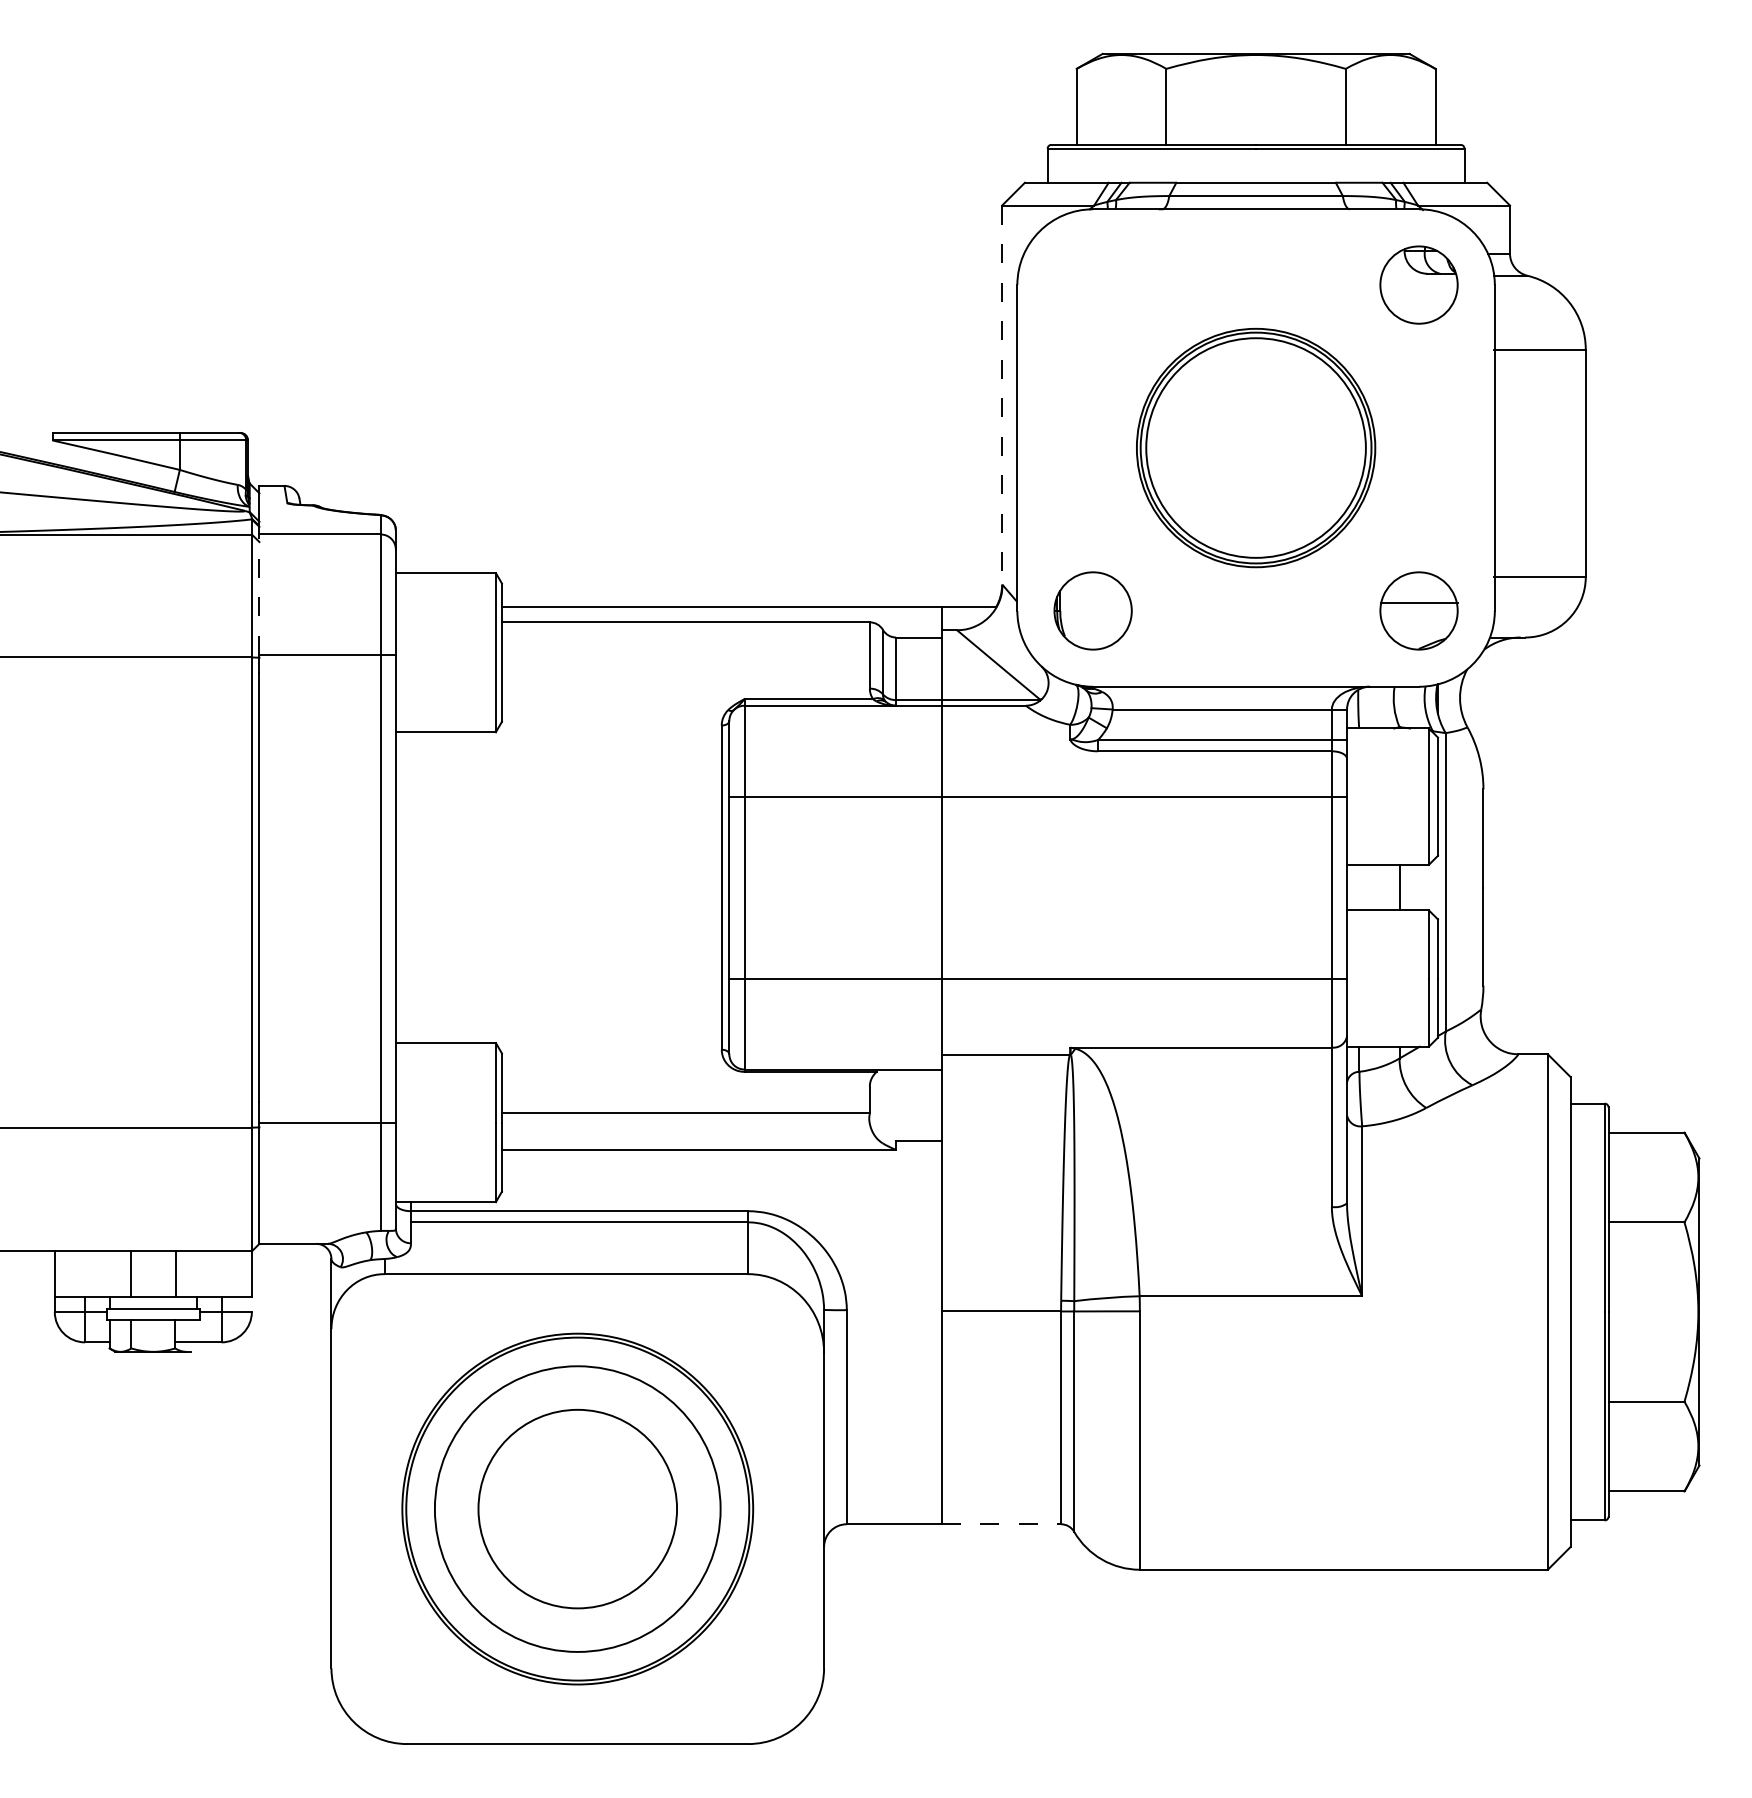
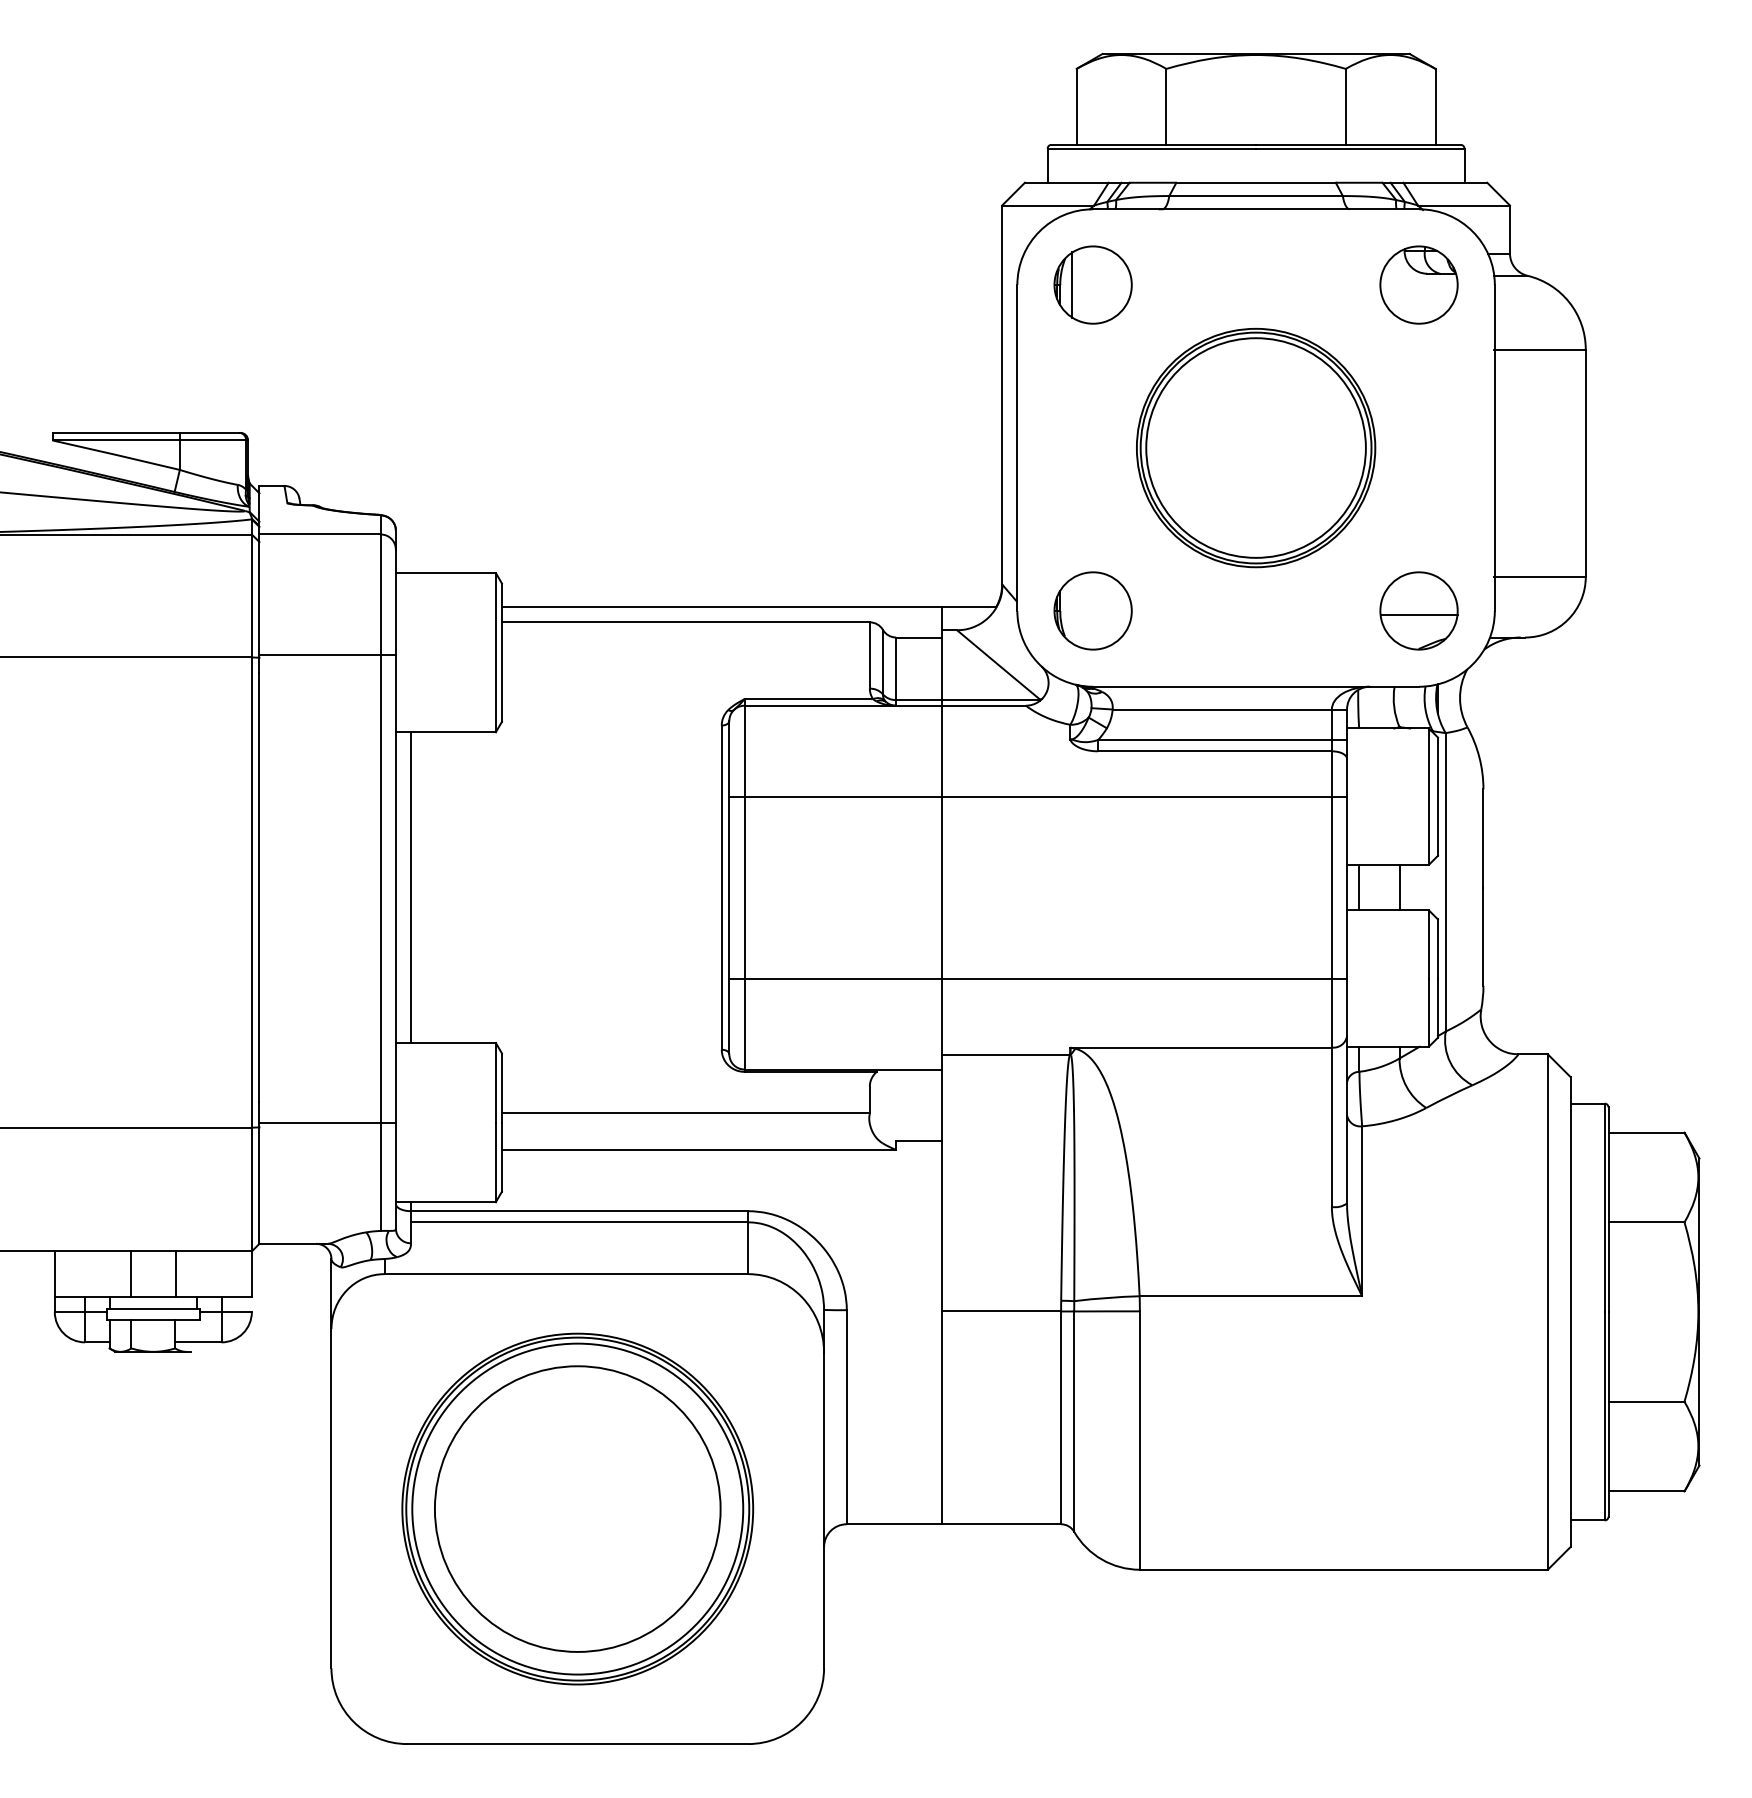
part: none -> present (1092, 284)
line: dashed -> solid (1002, 395)
line: dashed -> solid (259, 594)
line position: (1418, 602) -> (1418, 614) (1418, 614)
line: none -> present (411, 887)
line: none -> present (1359, 887)
circle diameter: 199 px -> 331 px (577, 1508)
line: dashed -> solid (1001, 1524)
